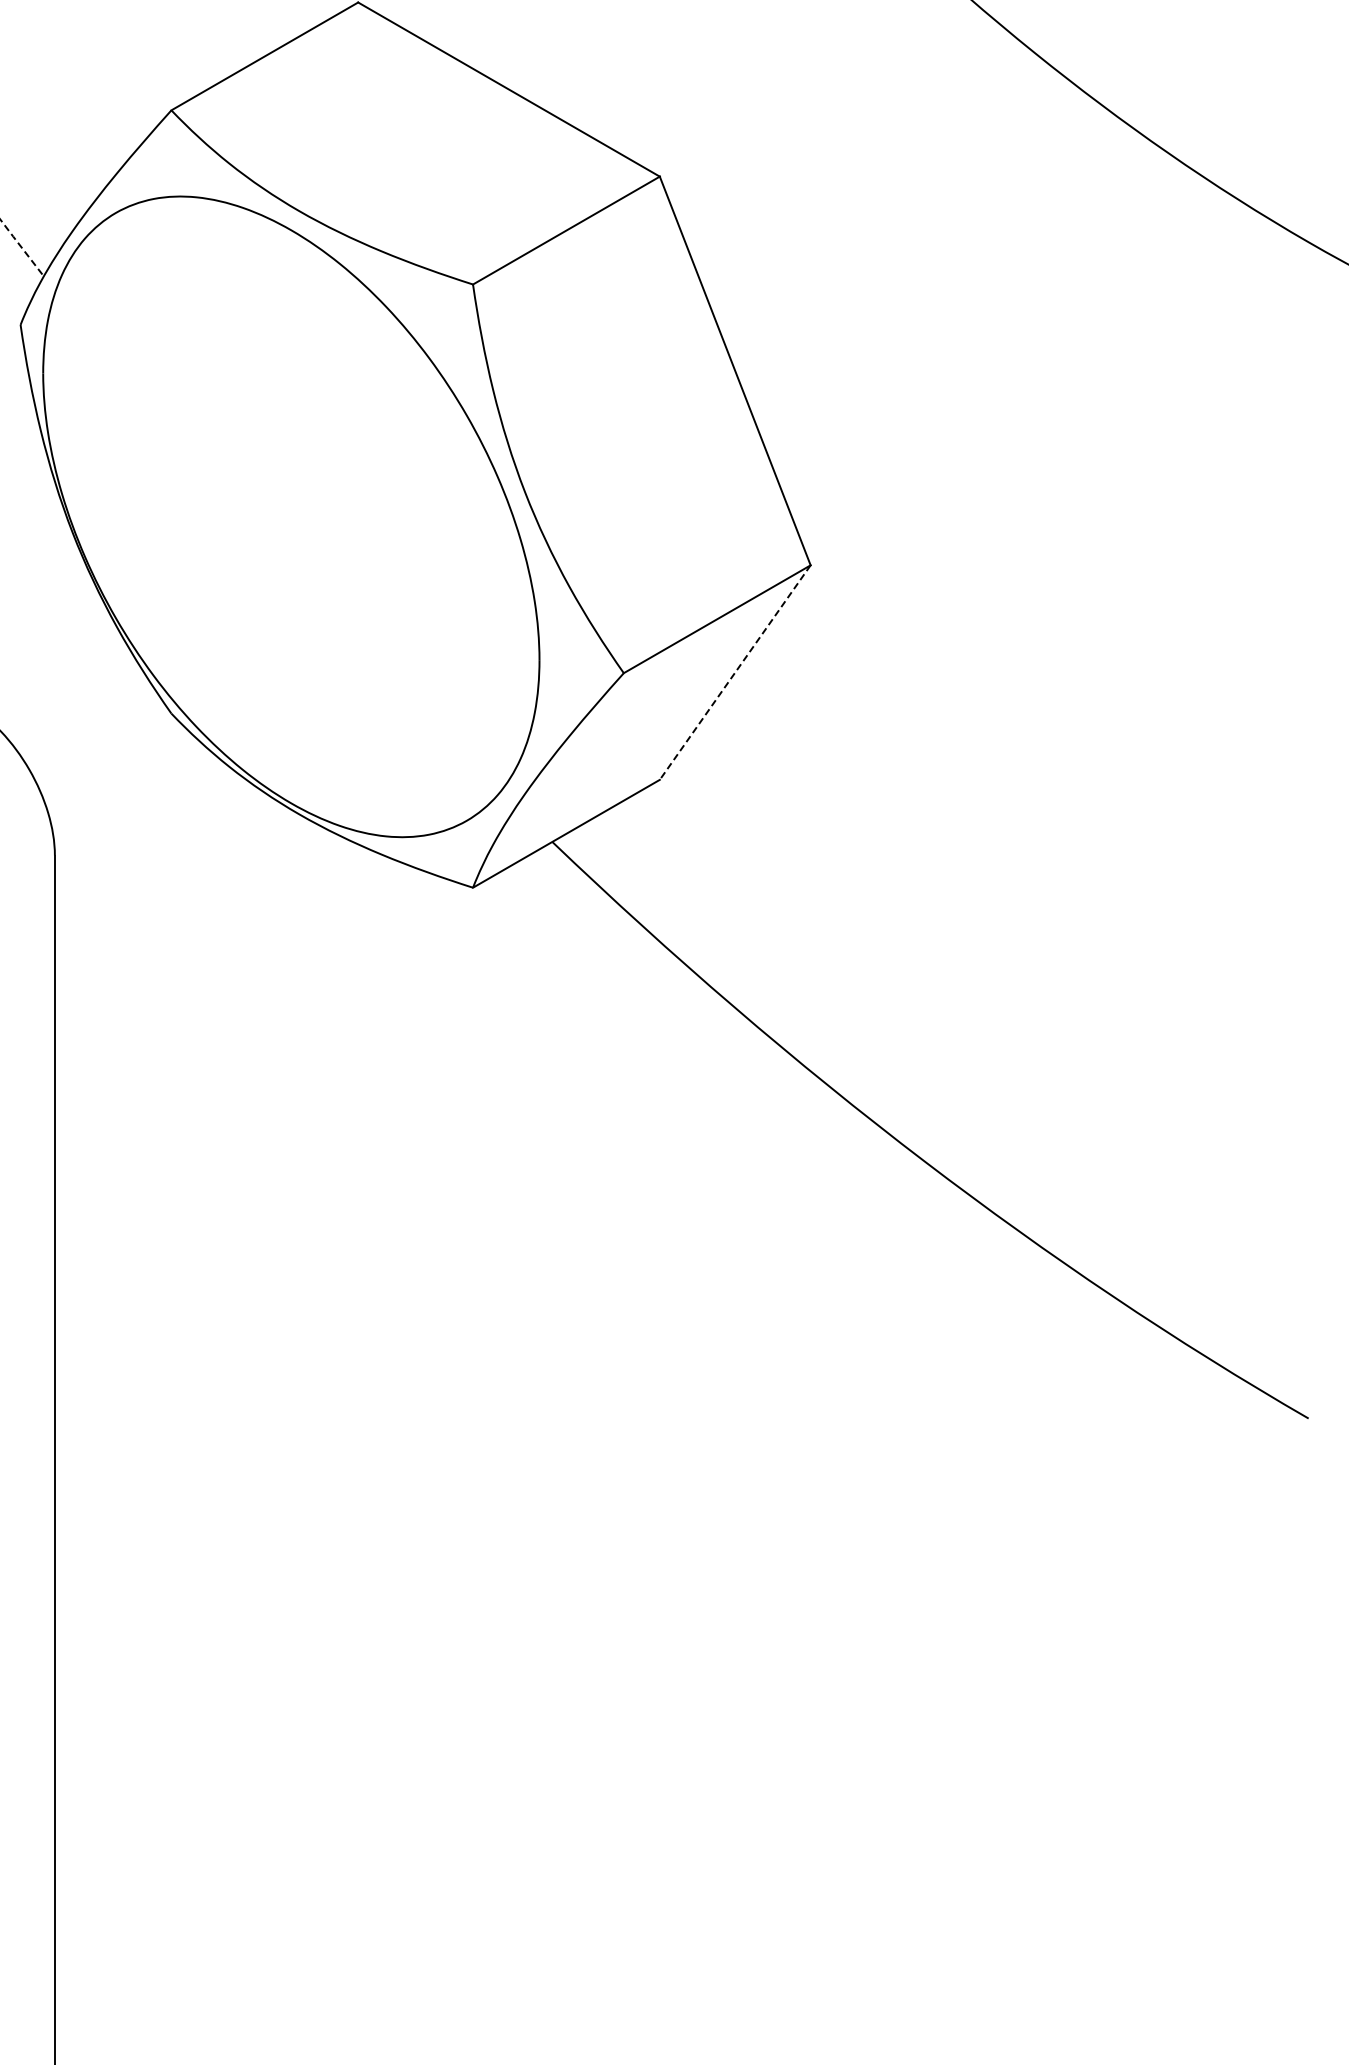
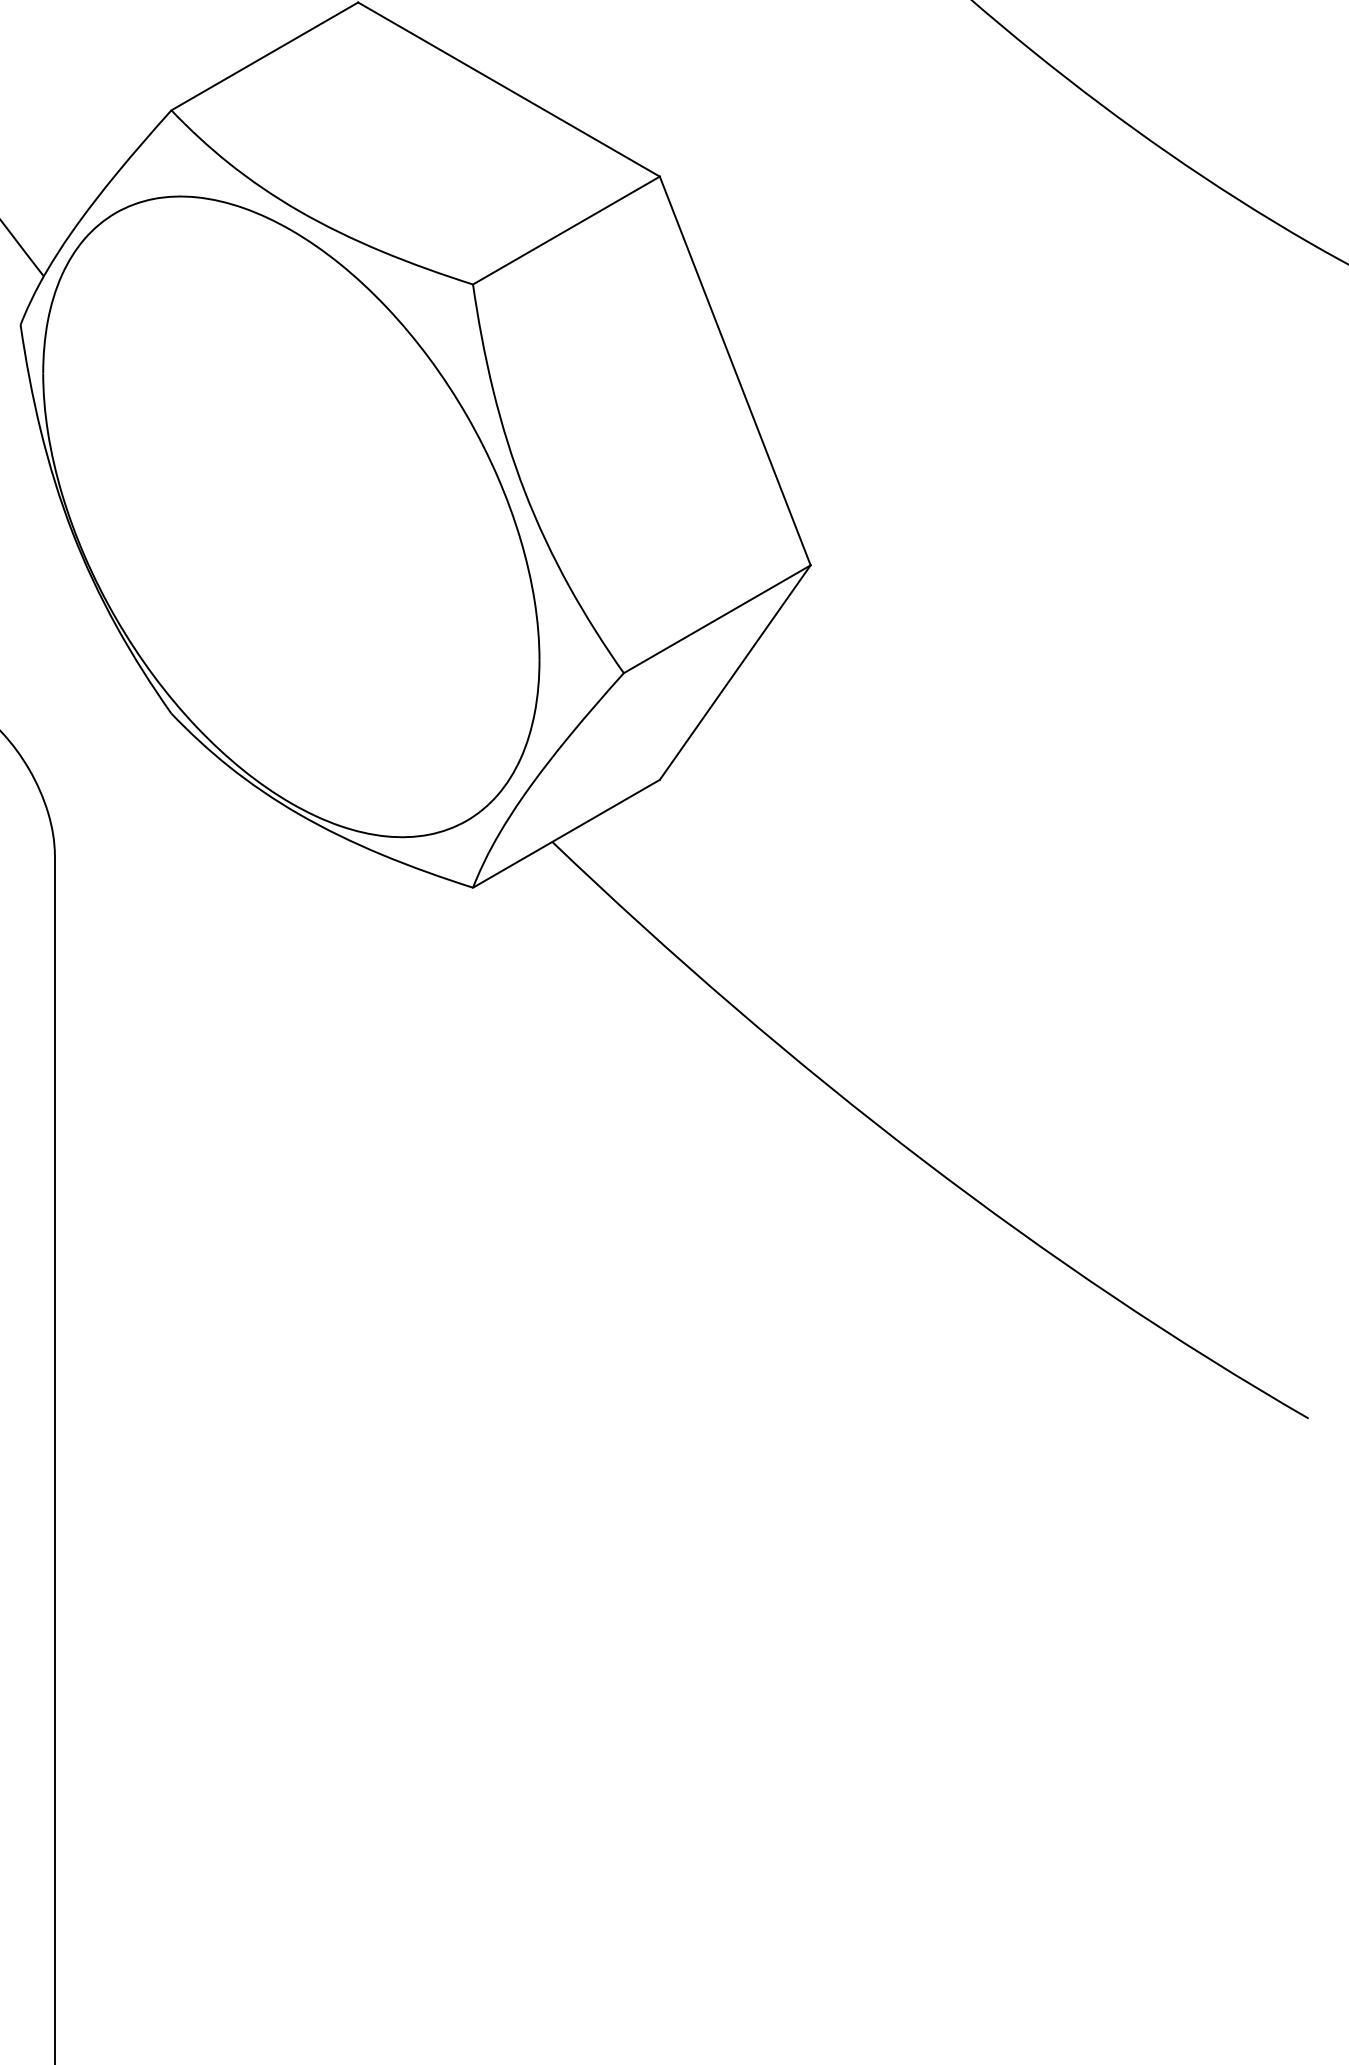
arc: dashed -> solid (21, 247)
line: dashed -> solid (734, 673)
